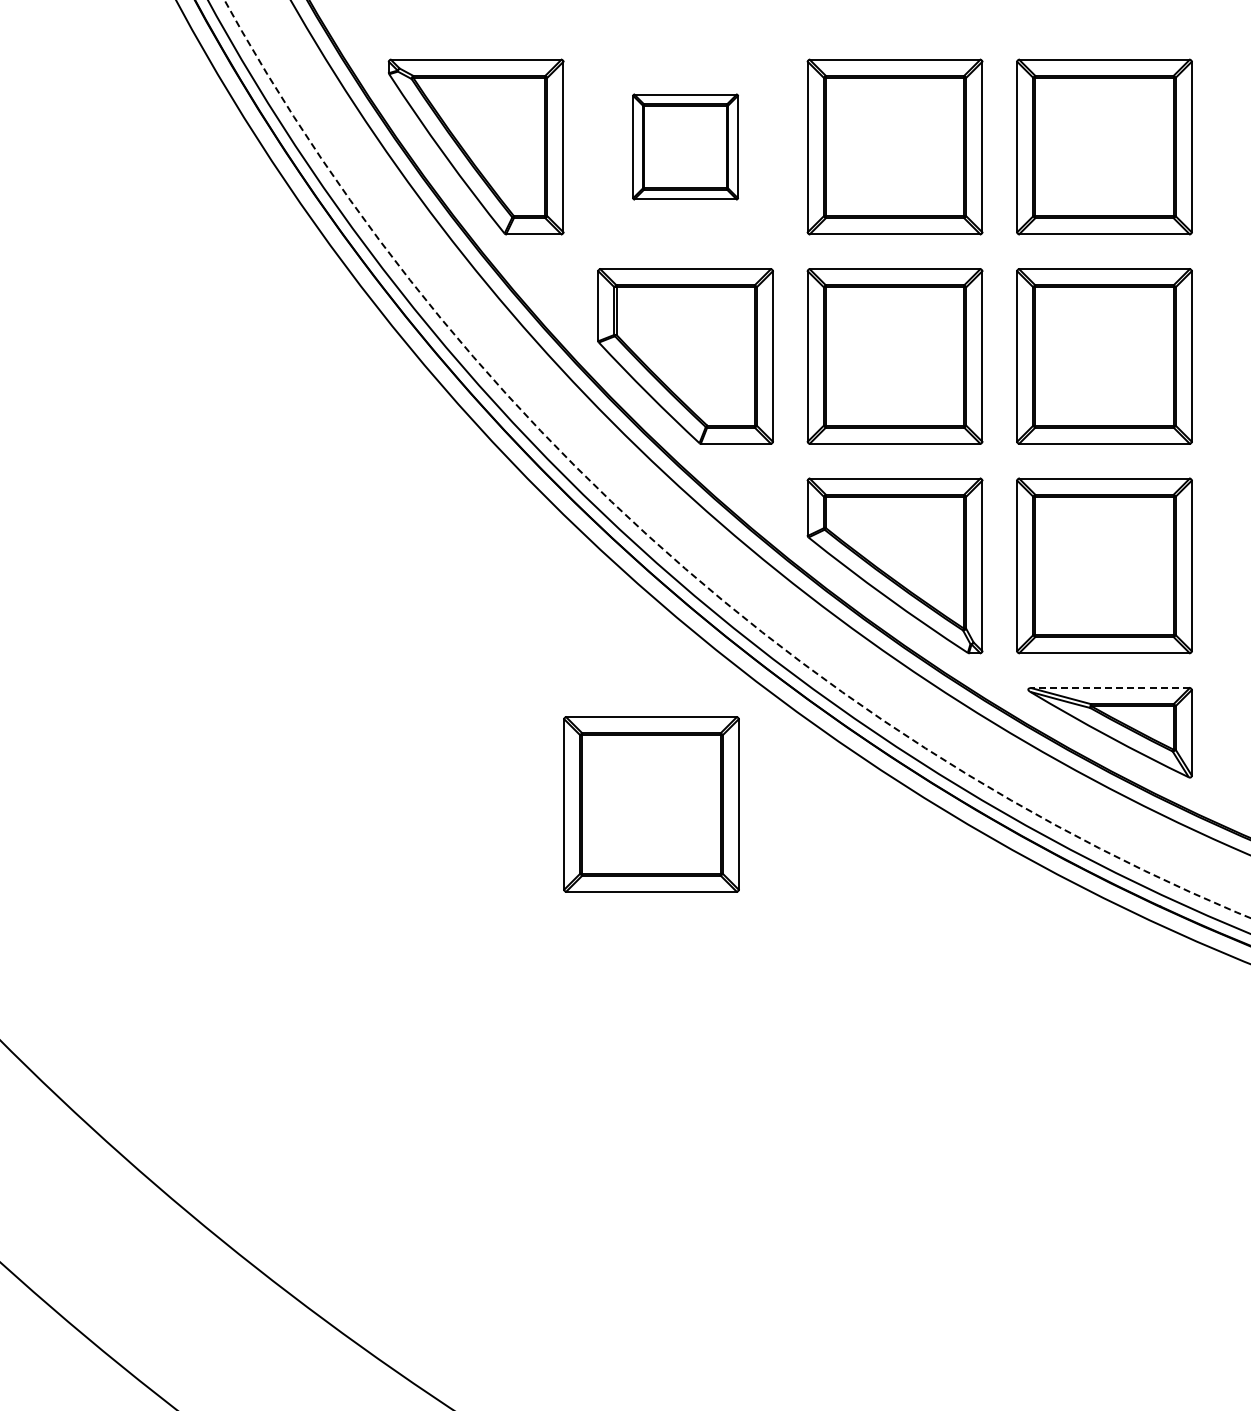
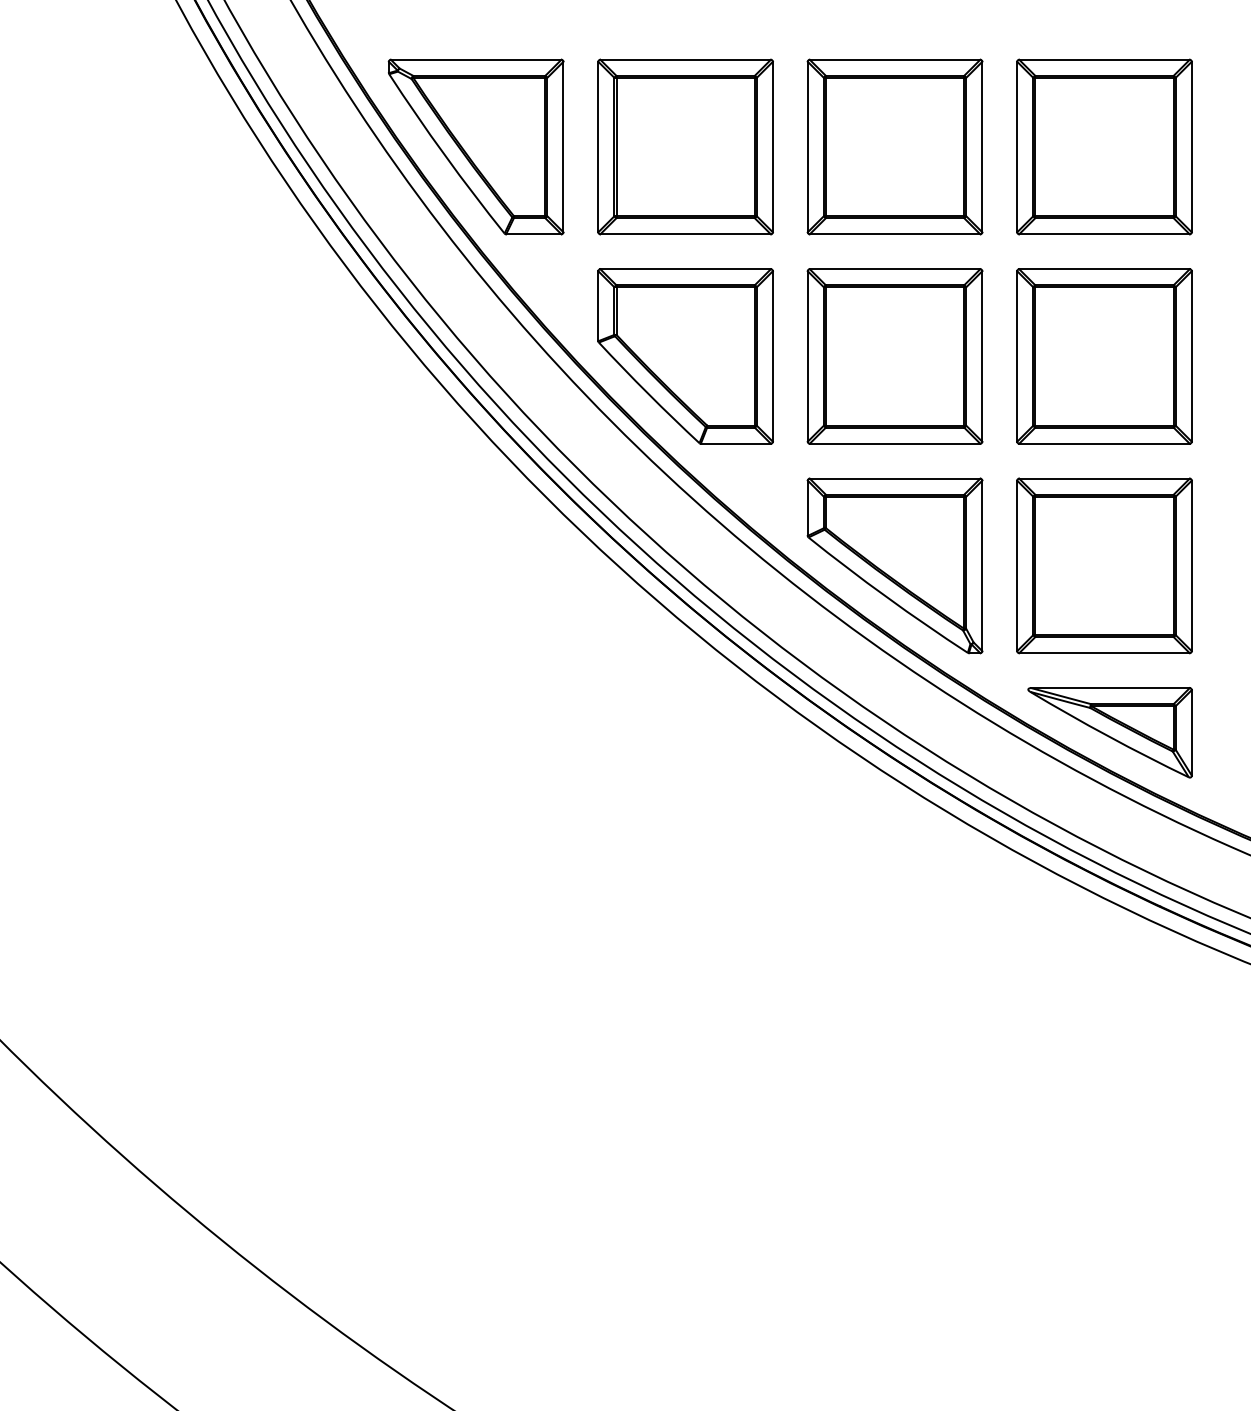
part size: 107x108 px -> 177x178 px (685, 146)
circle: dashed -> solid (737, 459)
line: dashed -> solid (1110, 688)
part: present -> none (651, 804)
